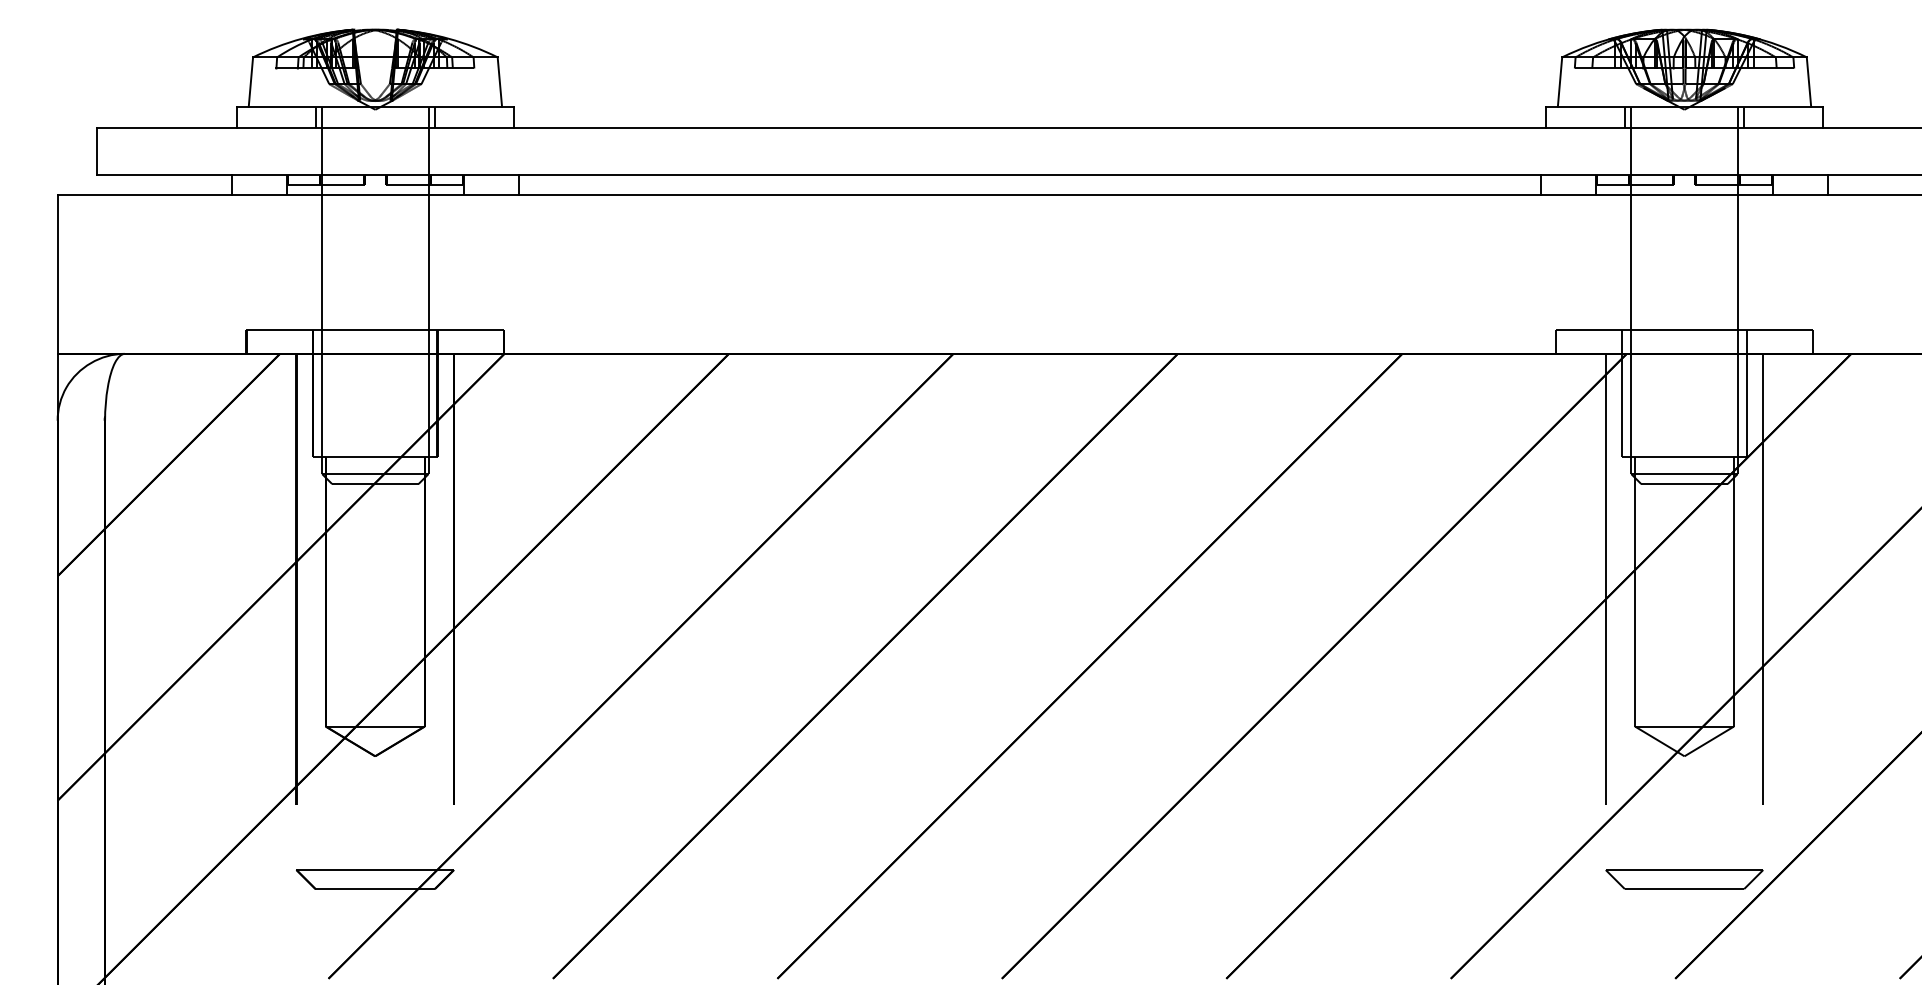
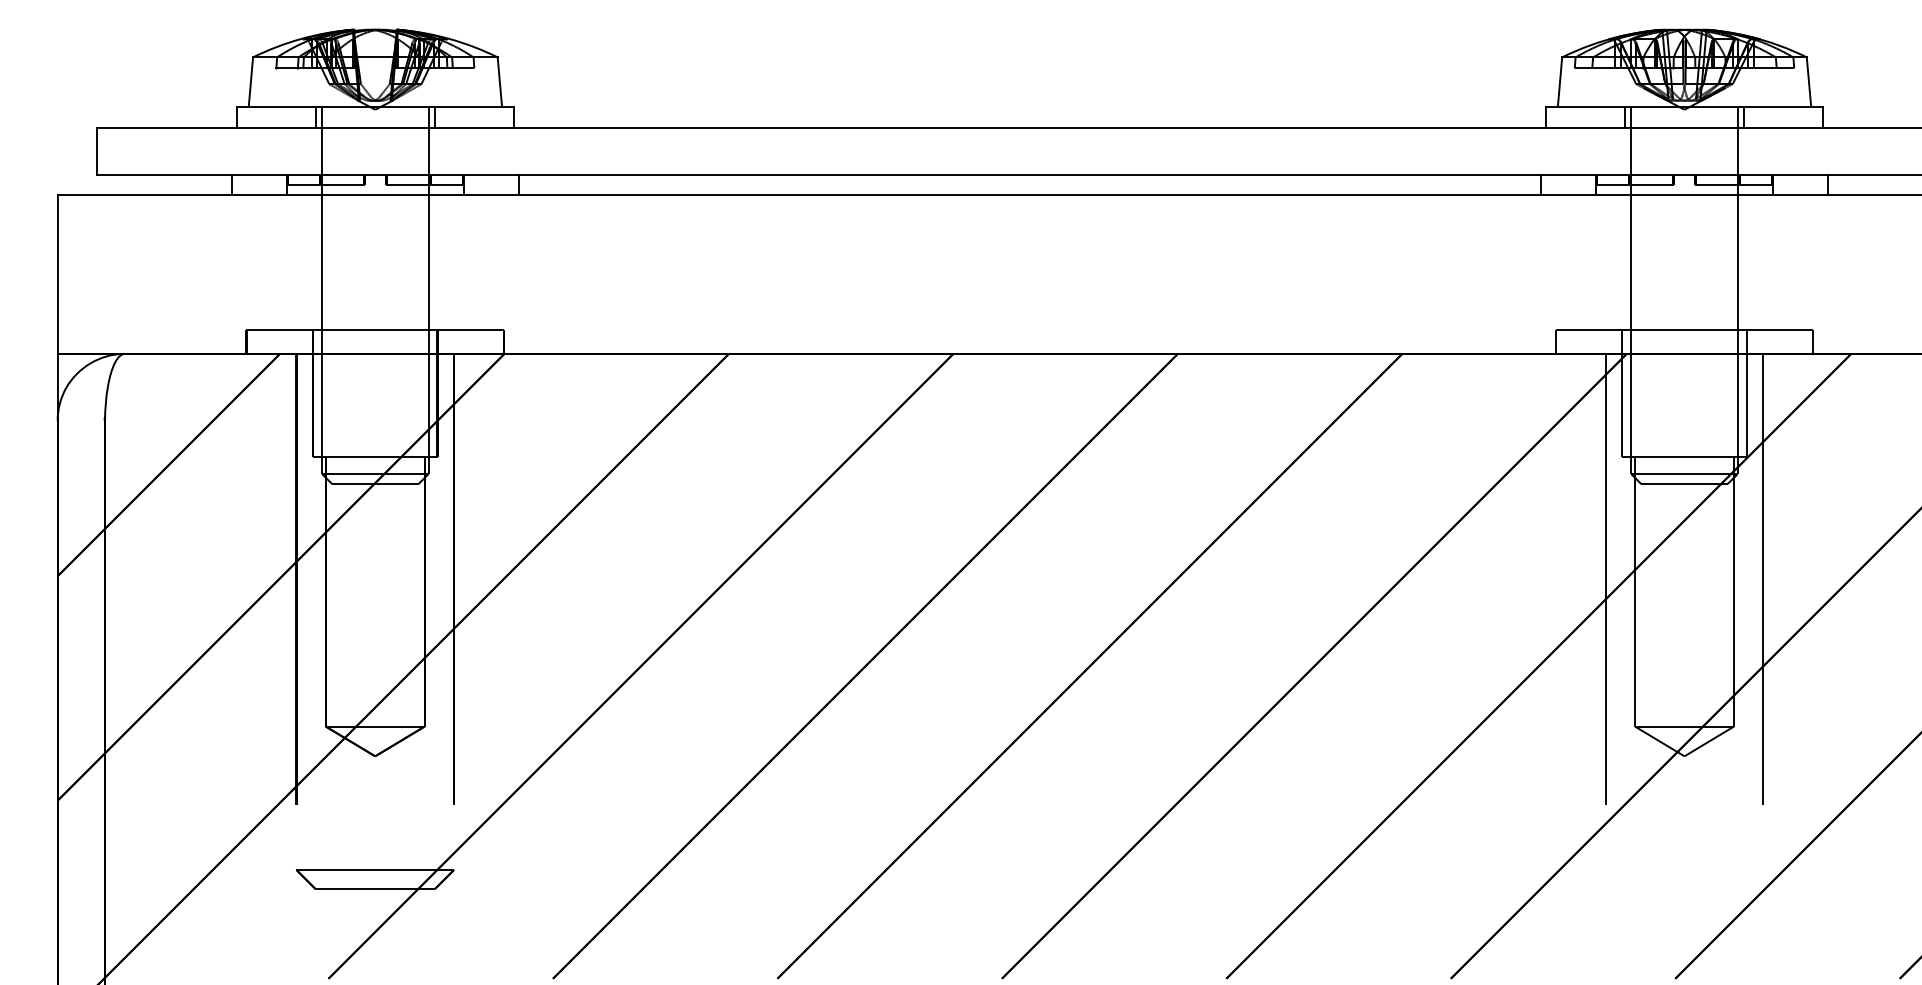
part: present -> none (1684, 879)
